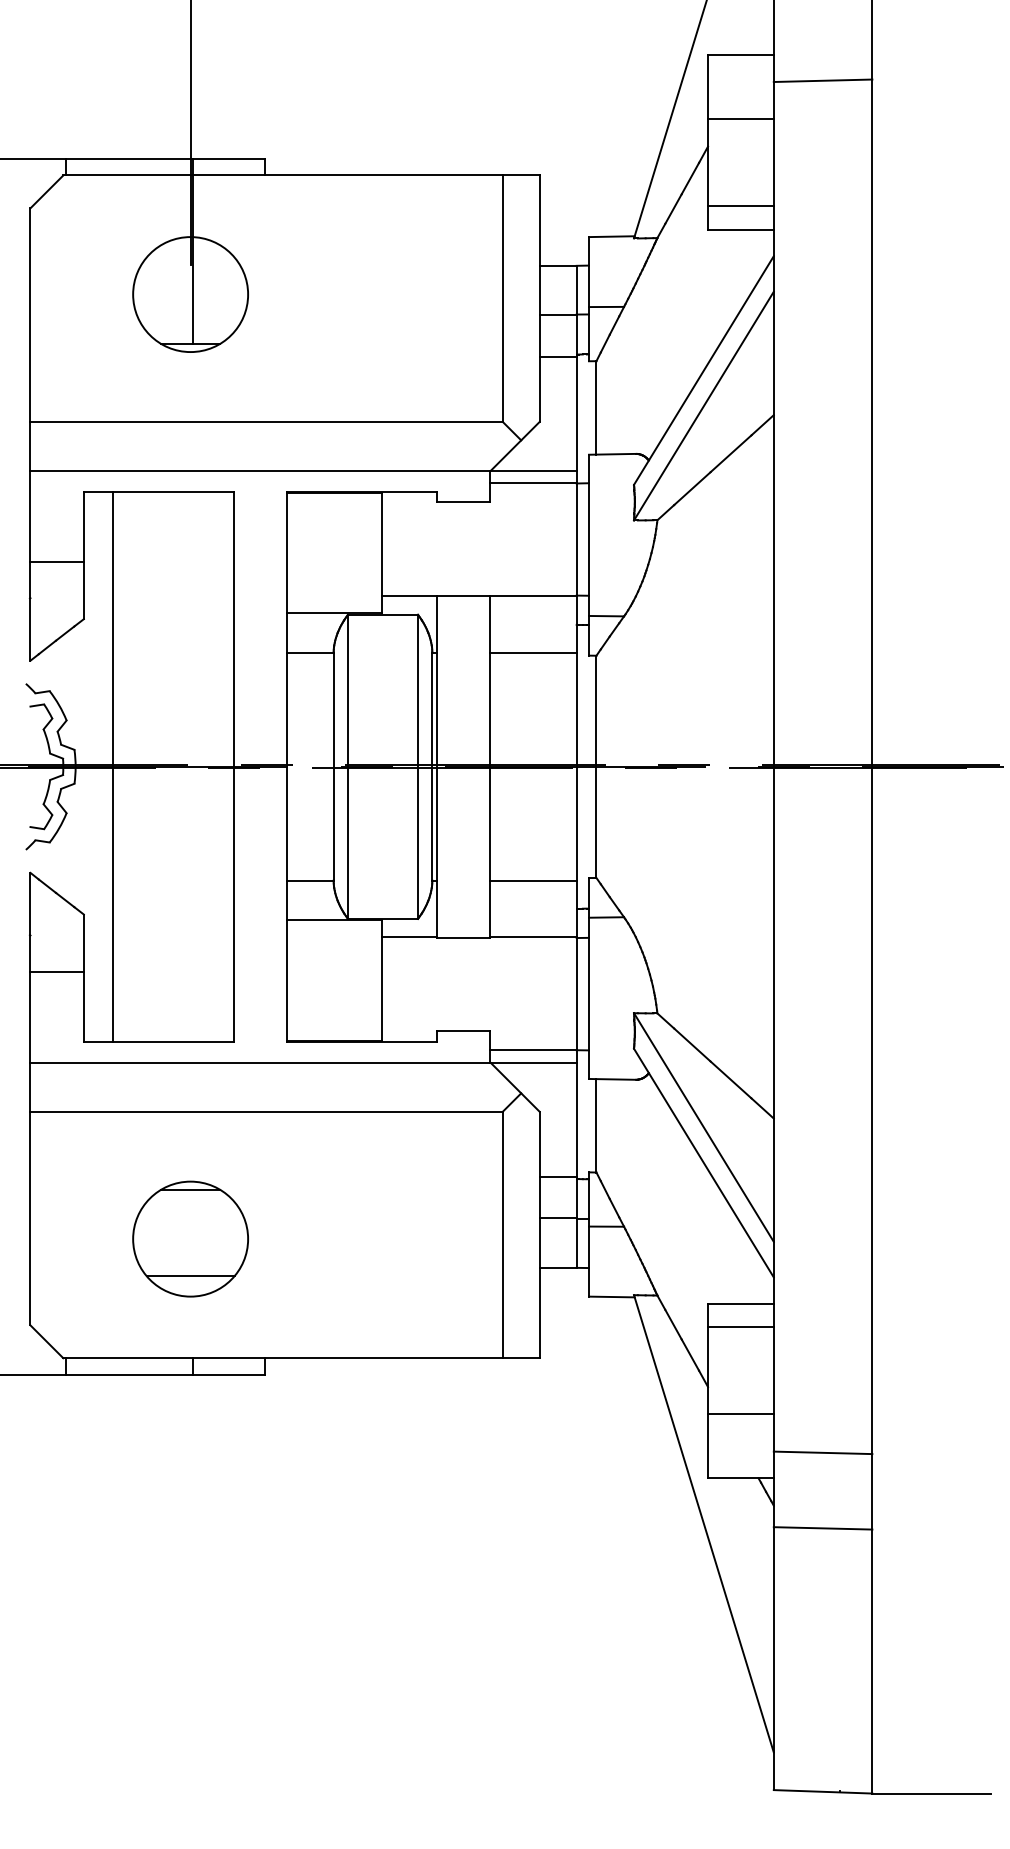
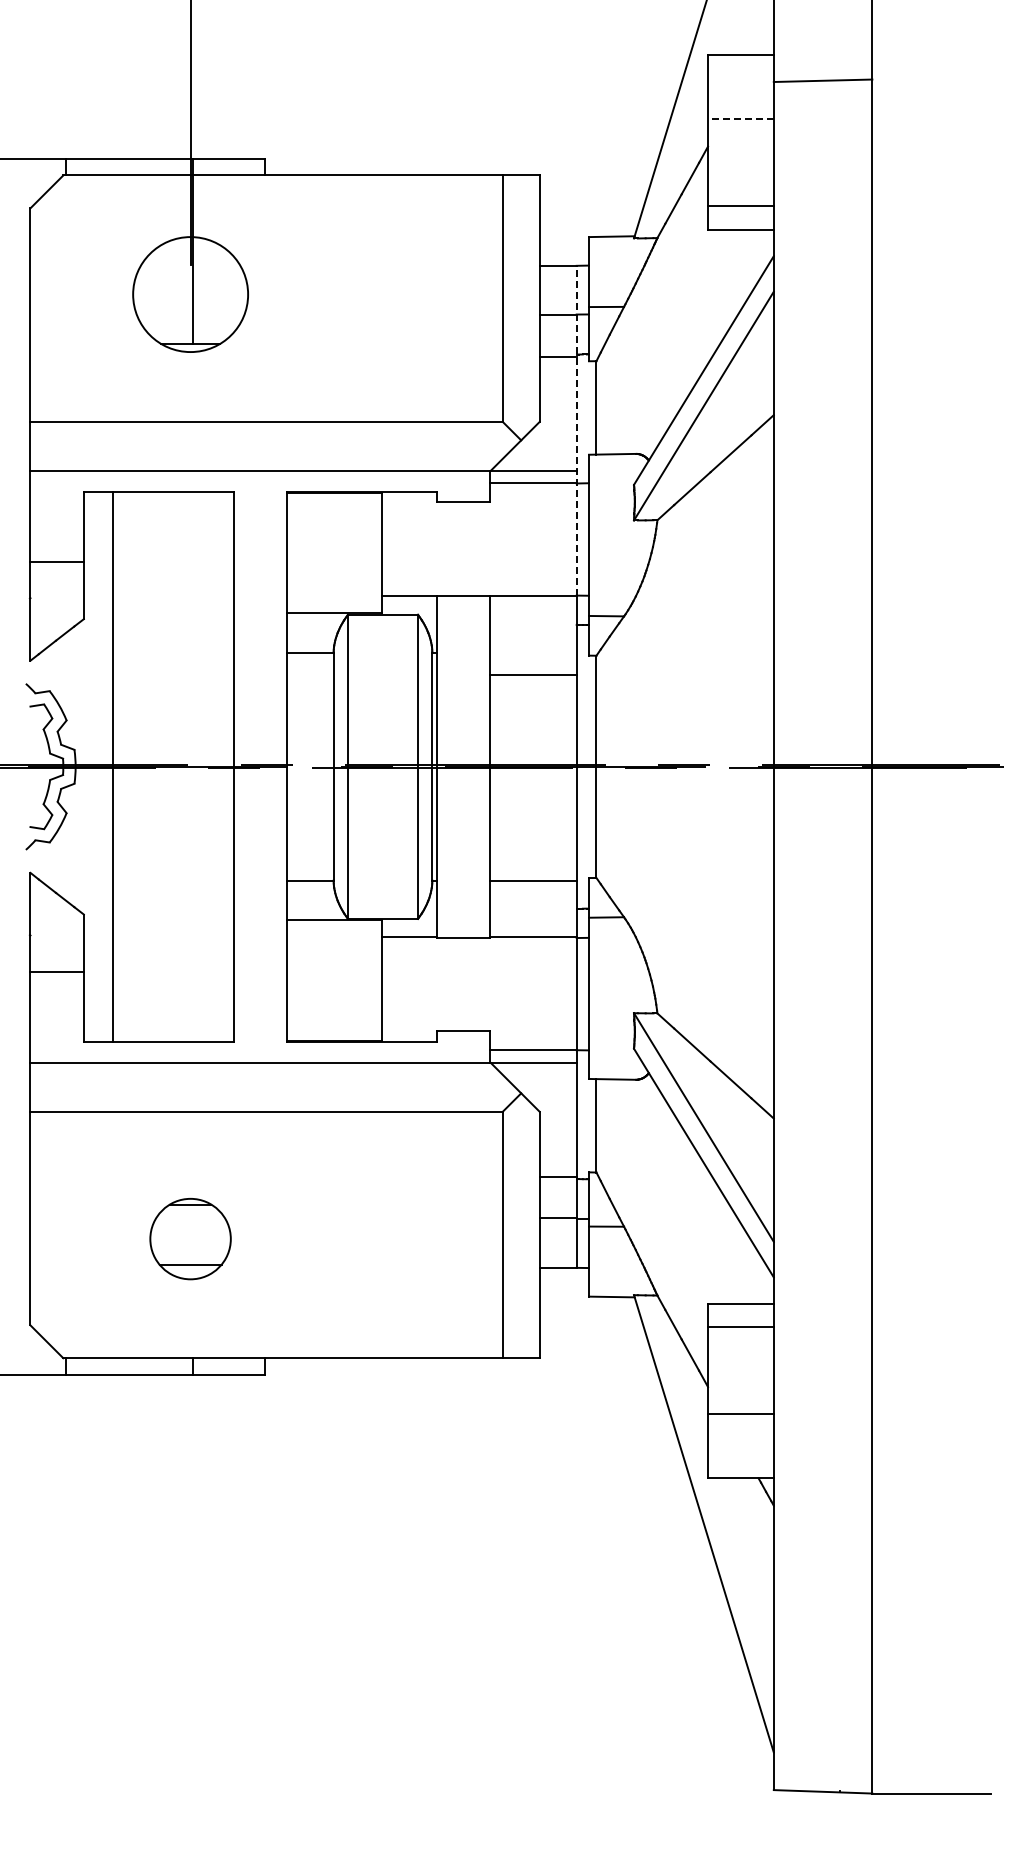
line: solid -> dashed (740, 119)
line: solid -> dashed (576, 430)
line position: (533, 653) -> (533, 675) (533, 675)
part size: 117x118 px -> 83x83 px (190, 1239)
line: present -> none (822, 1452)
line: present -> none (822, 1528)
